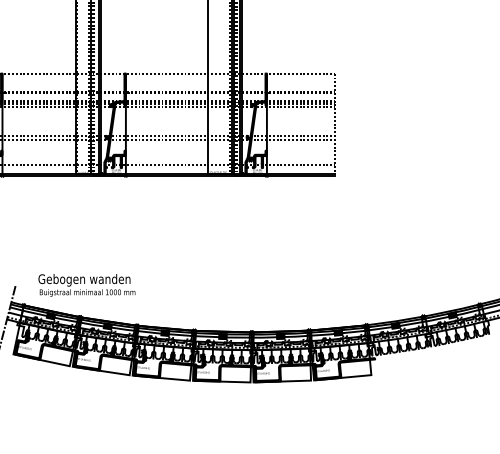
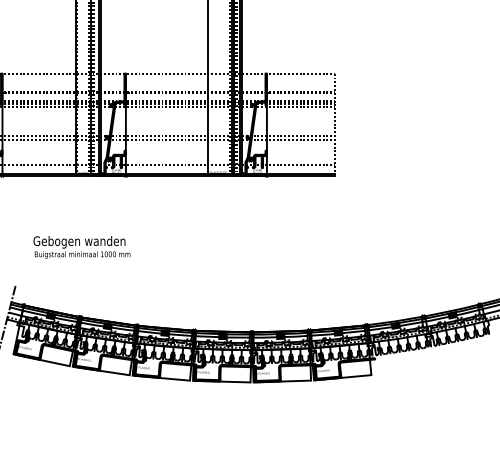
text position: (86, 285) -> (81, 247) (81, 247)
